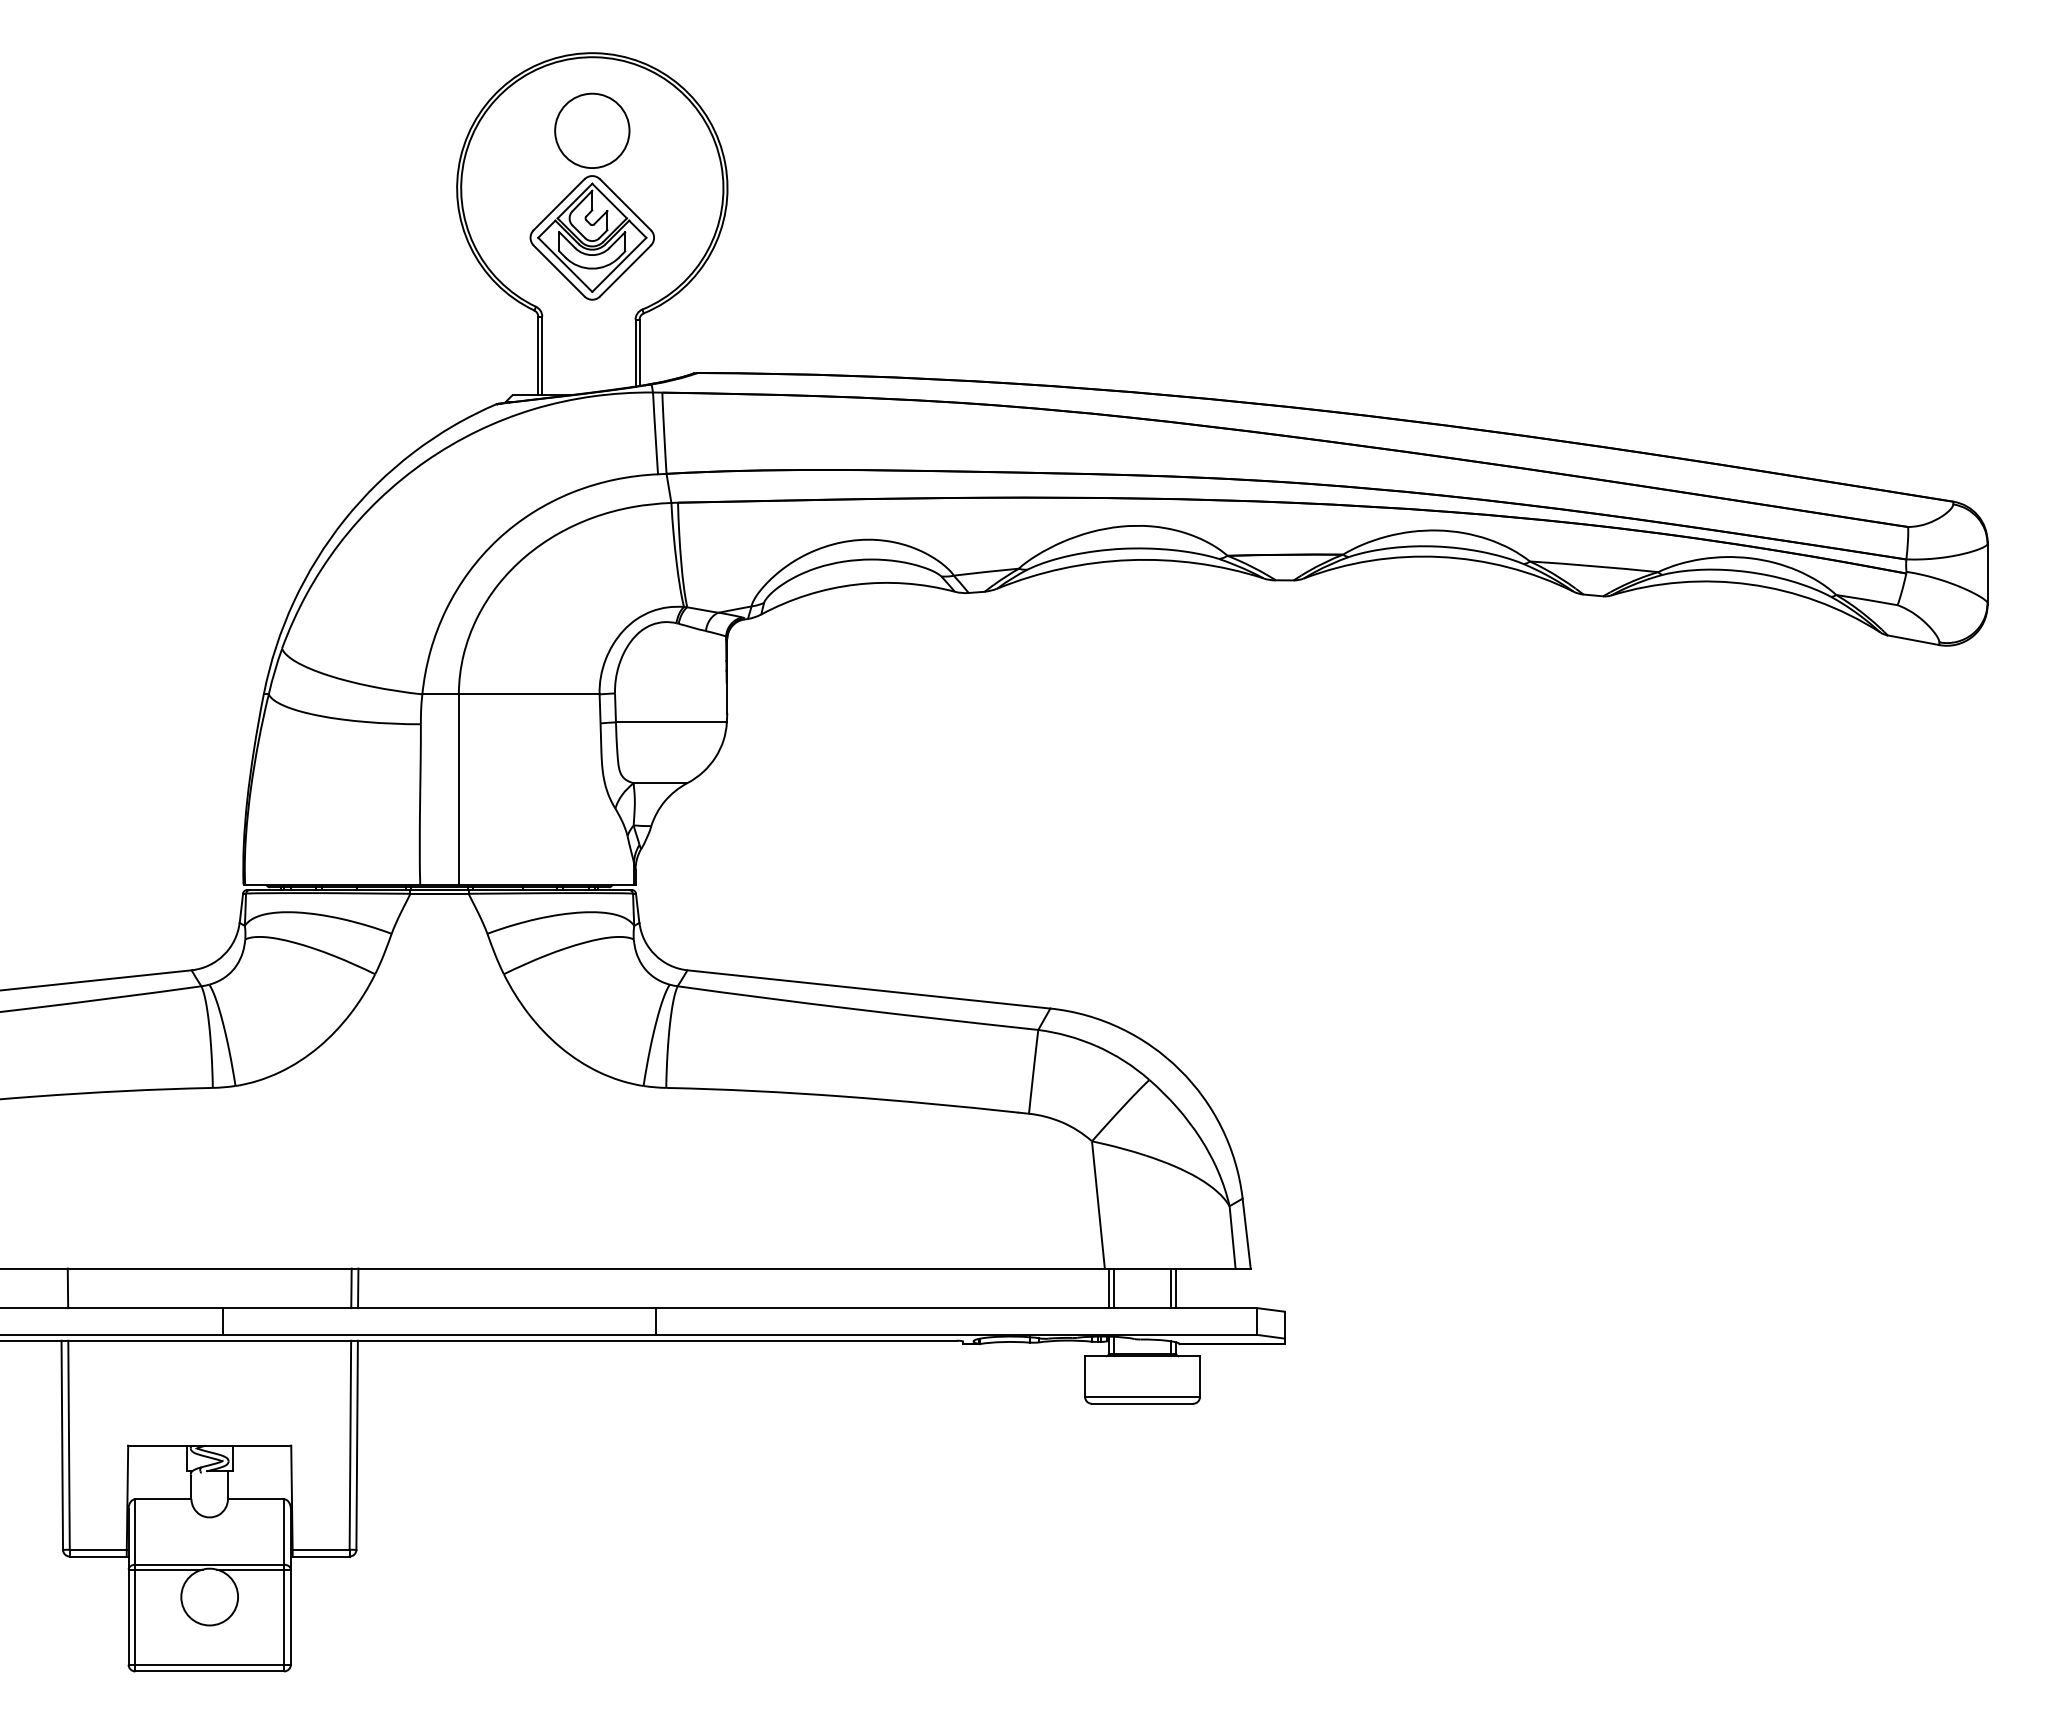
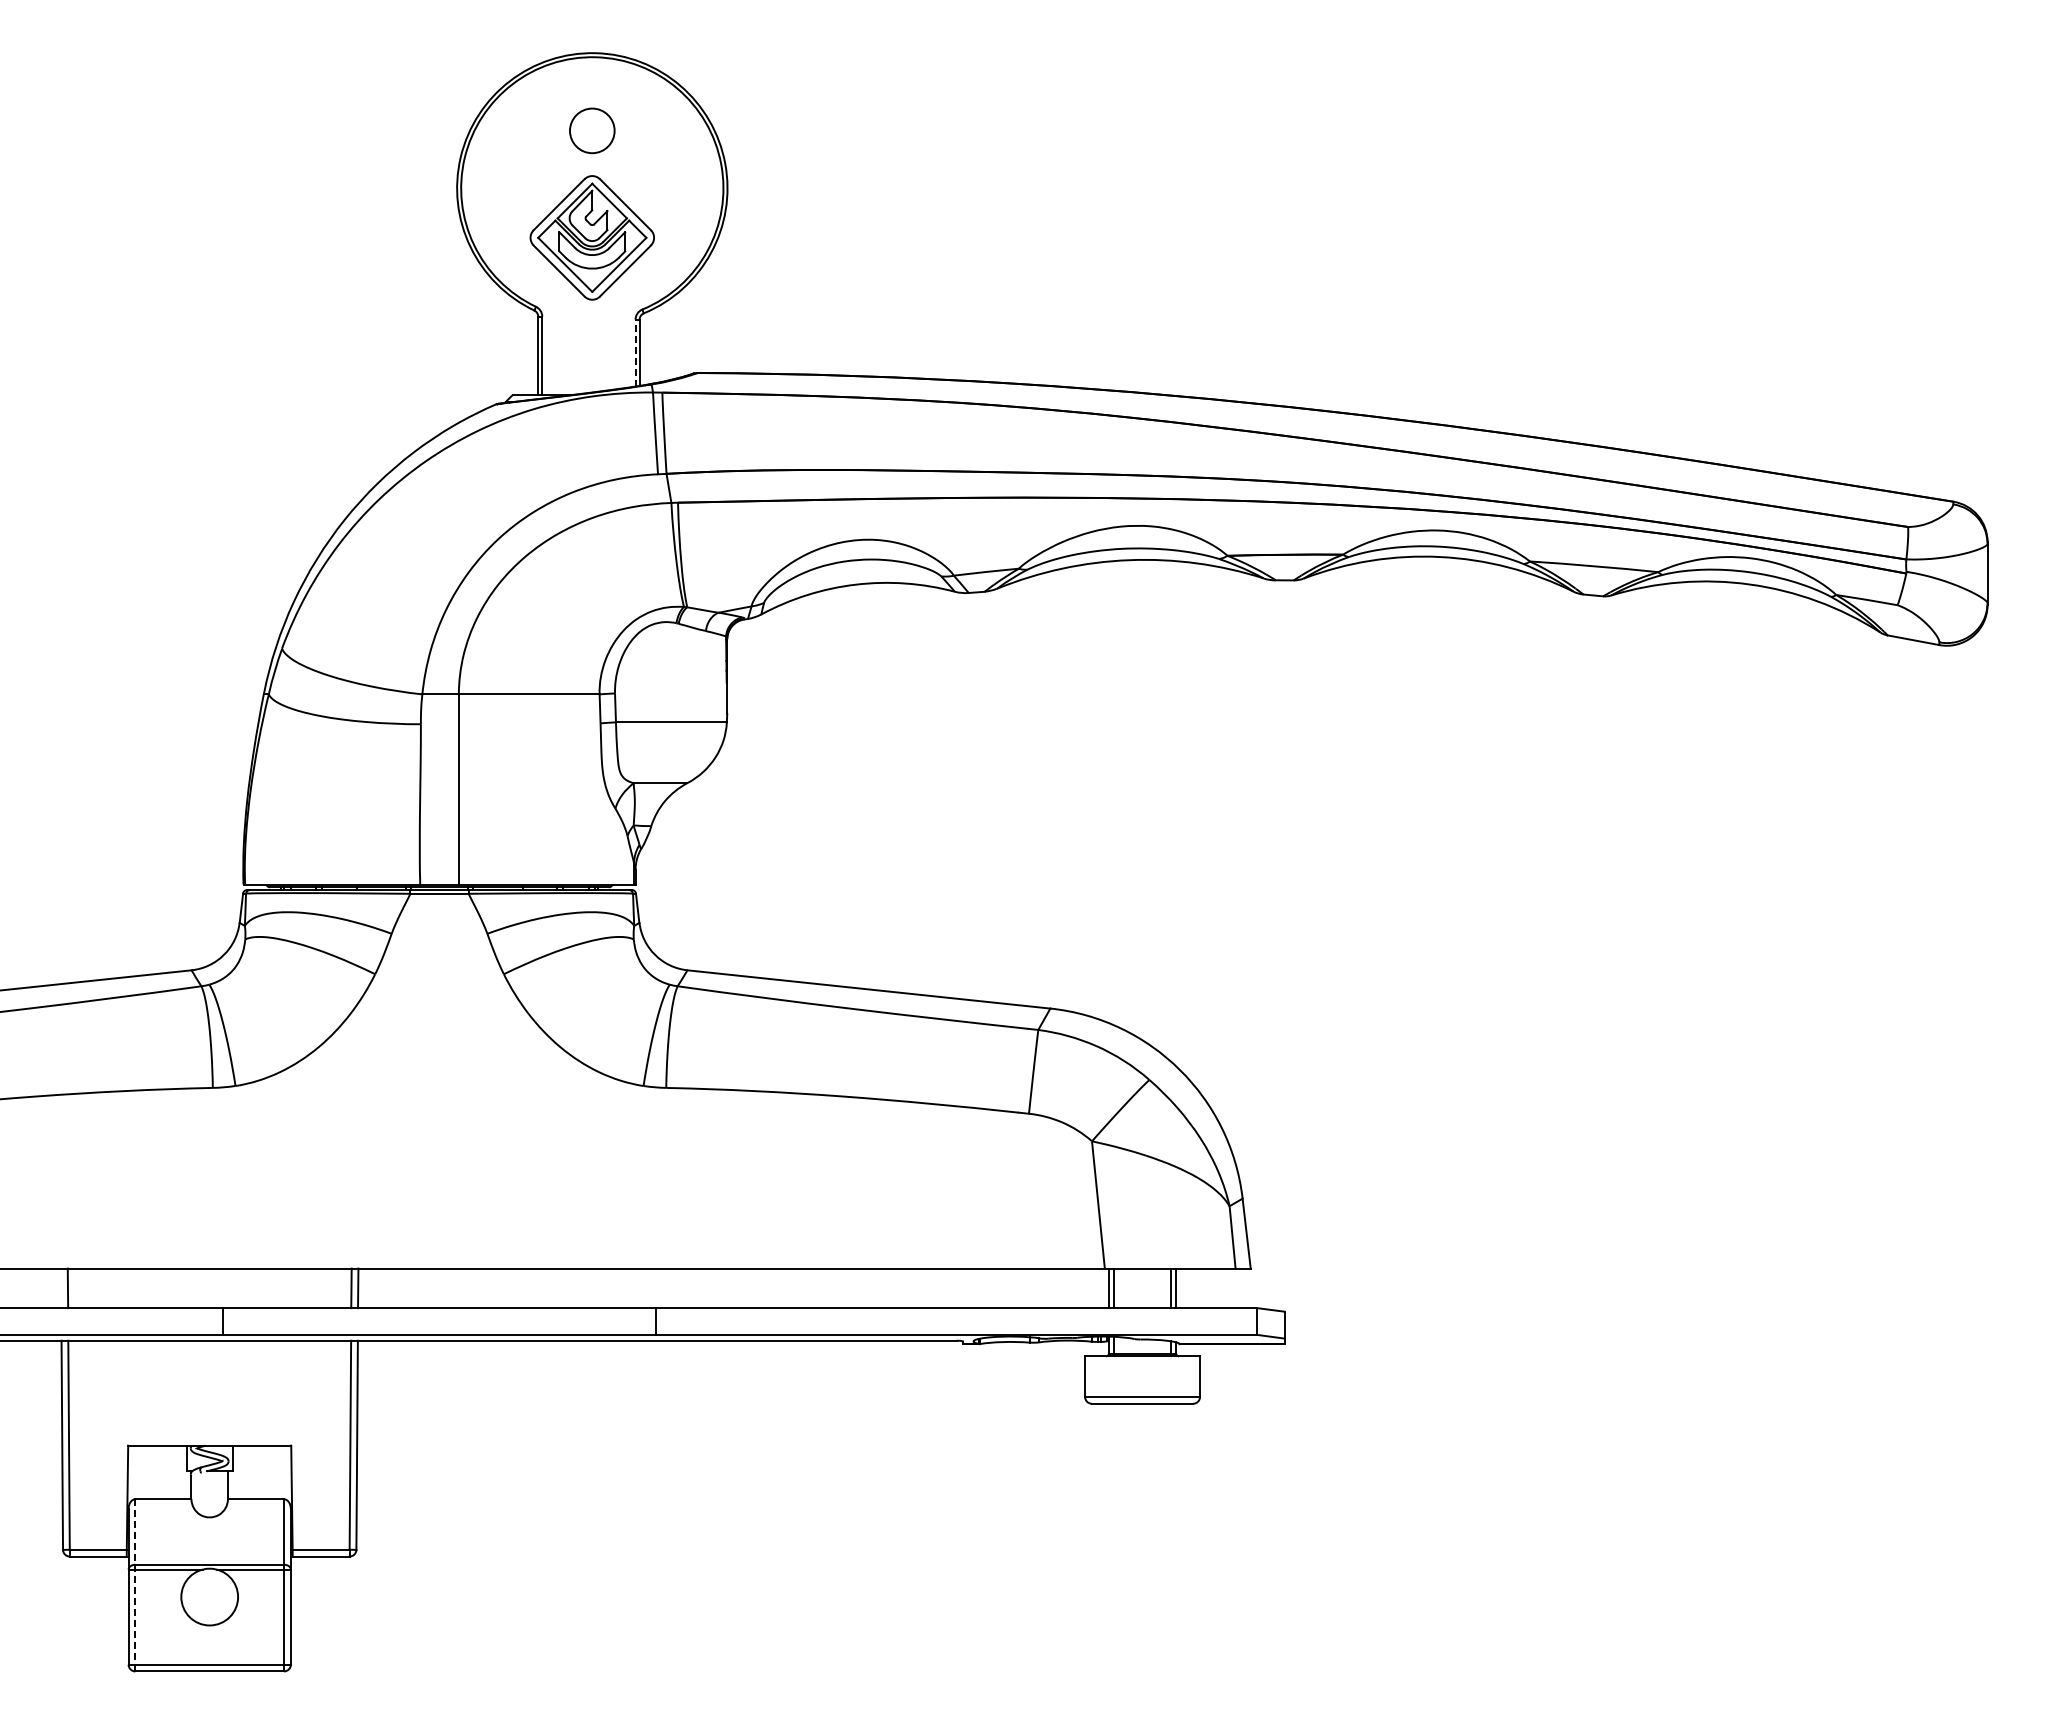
circle diameter: 74 px -> 45 px (592, 130)
line: solid -> dashed (635, 352)
line: solid -> dashed (135, 1584)
